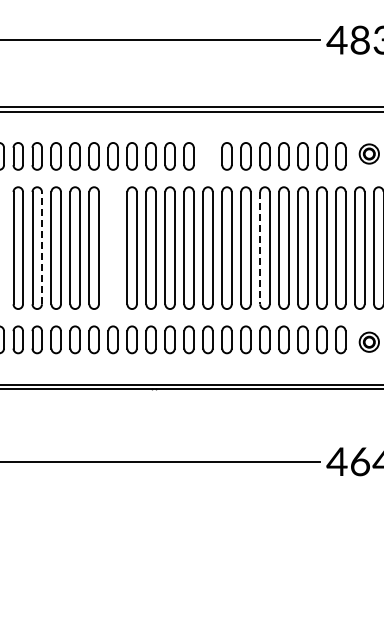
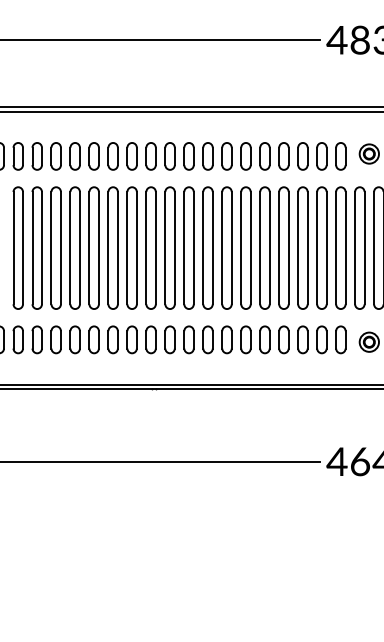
part: none -> present (207, 156)
line: dashed -> solid (41, 247)
part: none -> present (112, 247)
line: dashed -> solid (260, 248)
